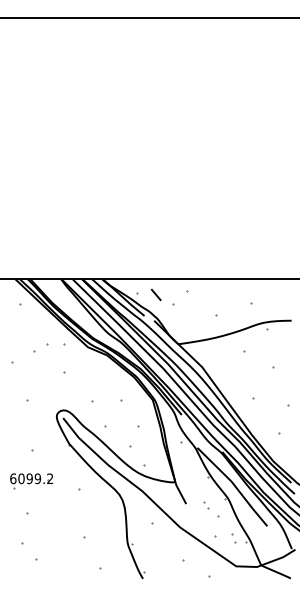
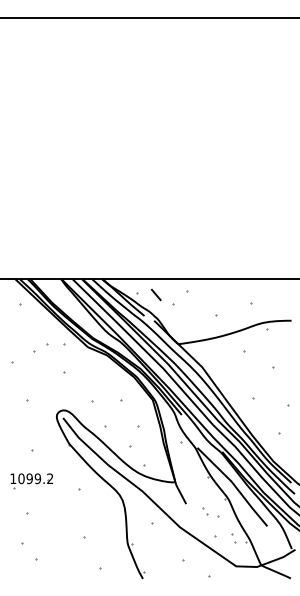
text: 6099.2 -> 1099.2 (13, 478)
part position: (206, 505) -> (205, 511) (205, 511)
